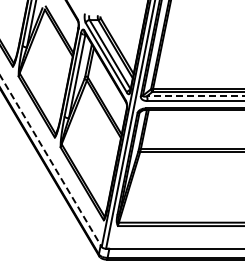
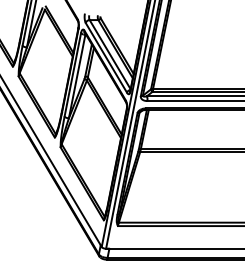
line: dashed -> solid (195, 96)
line: dashed -> solid (51, 161)
